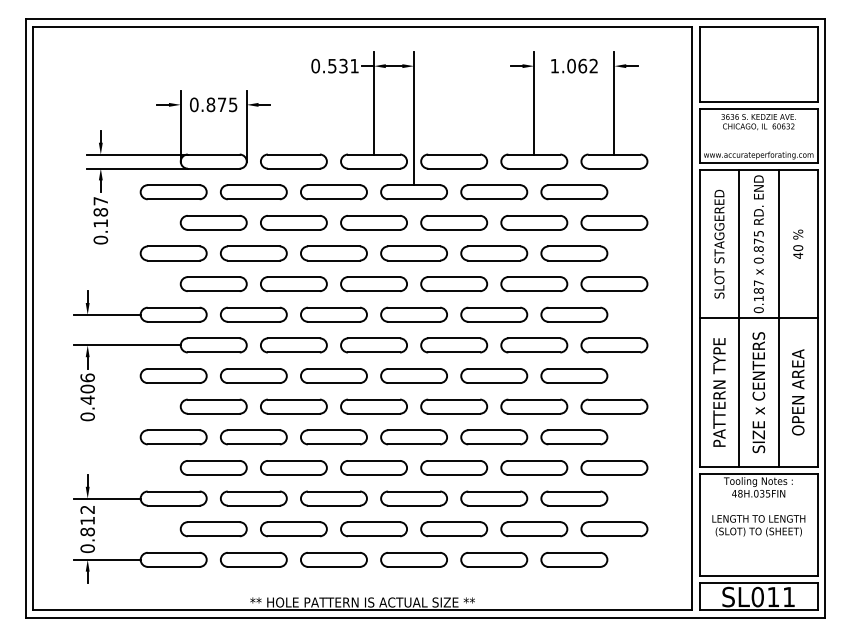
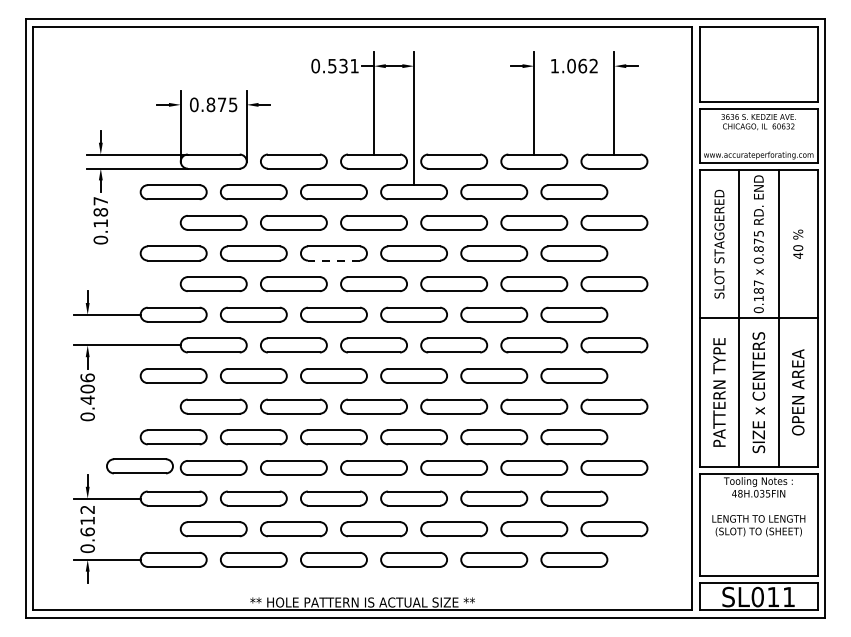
line: solid -> dashed (333, 260)
part: none -> present (139, 466)
text: 0.812 -> 0.612 (87, 531)
